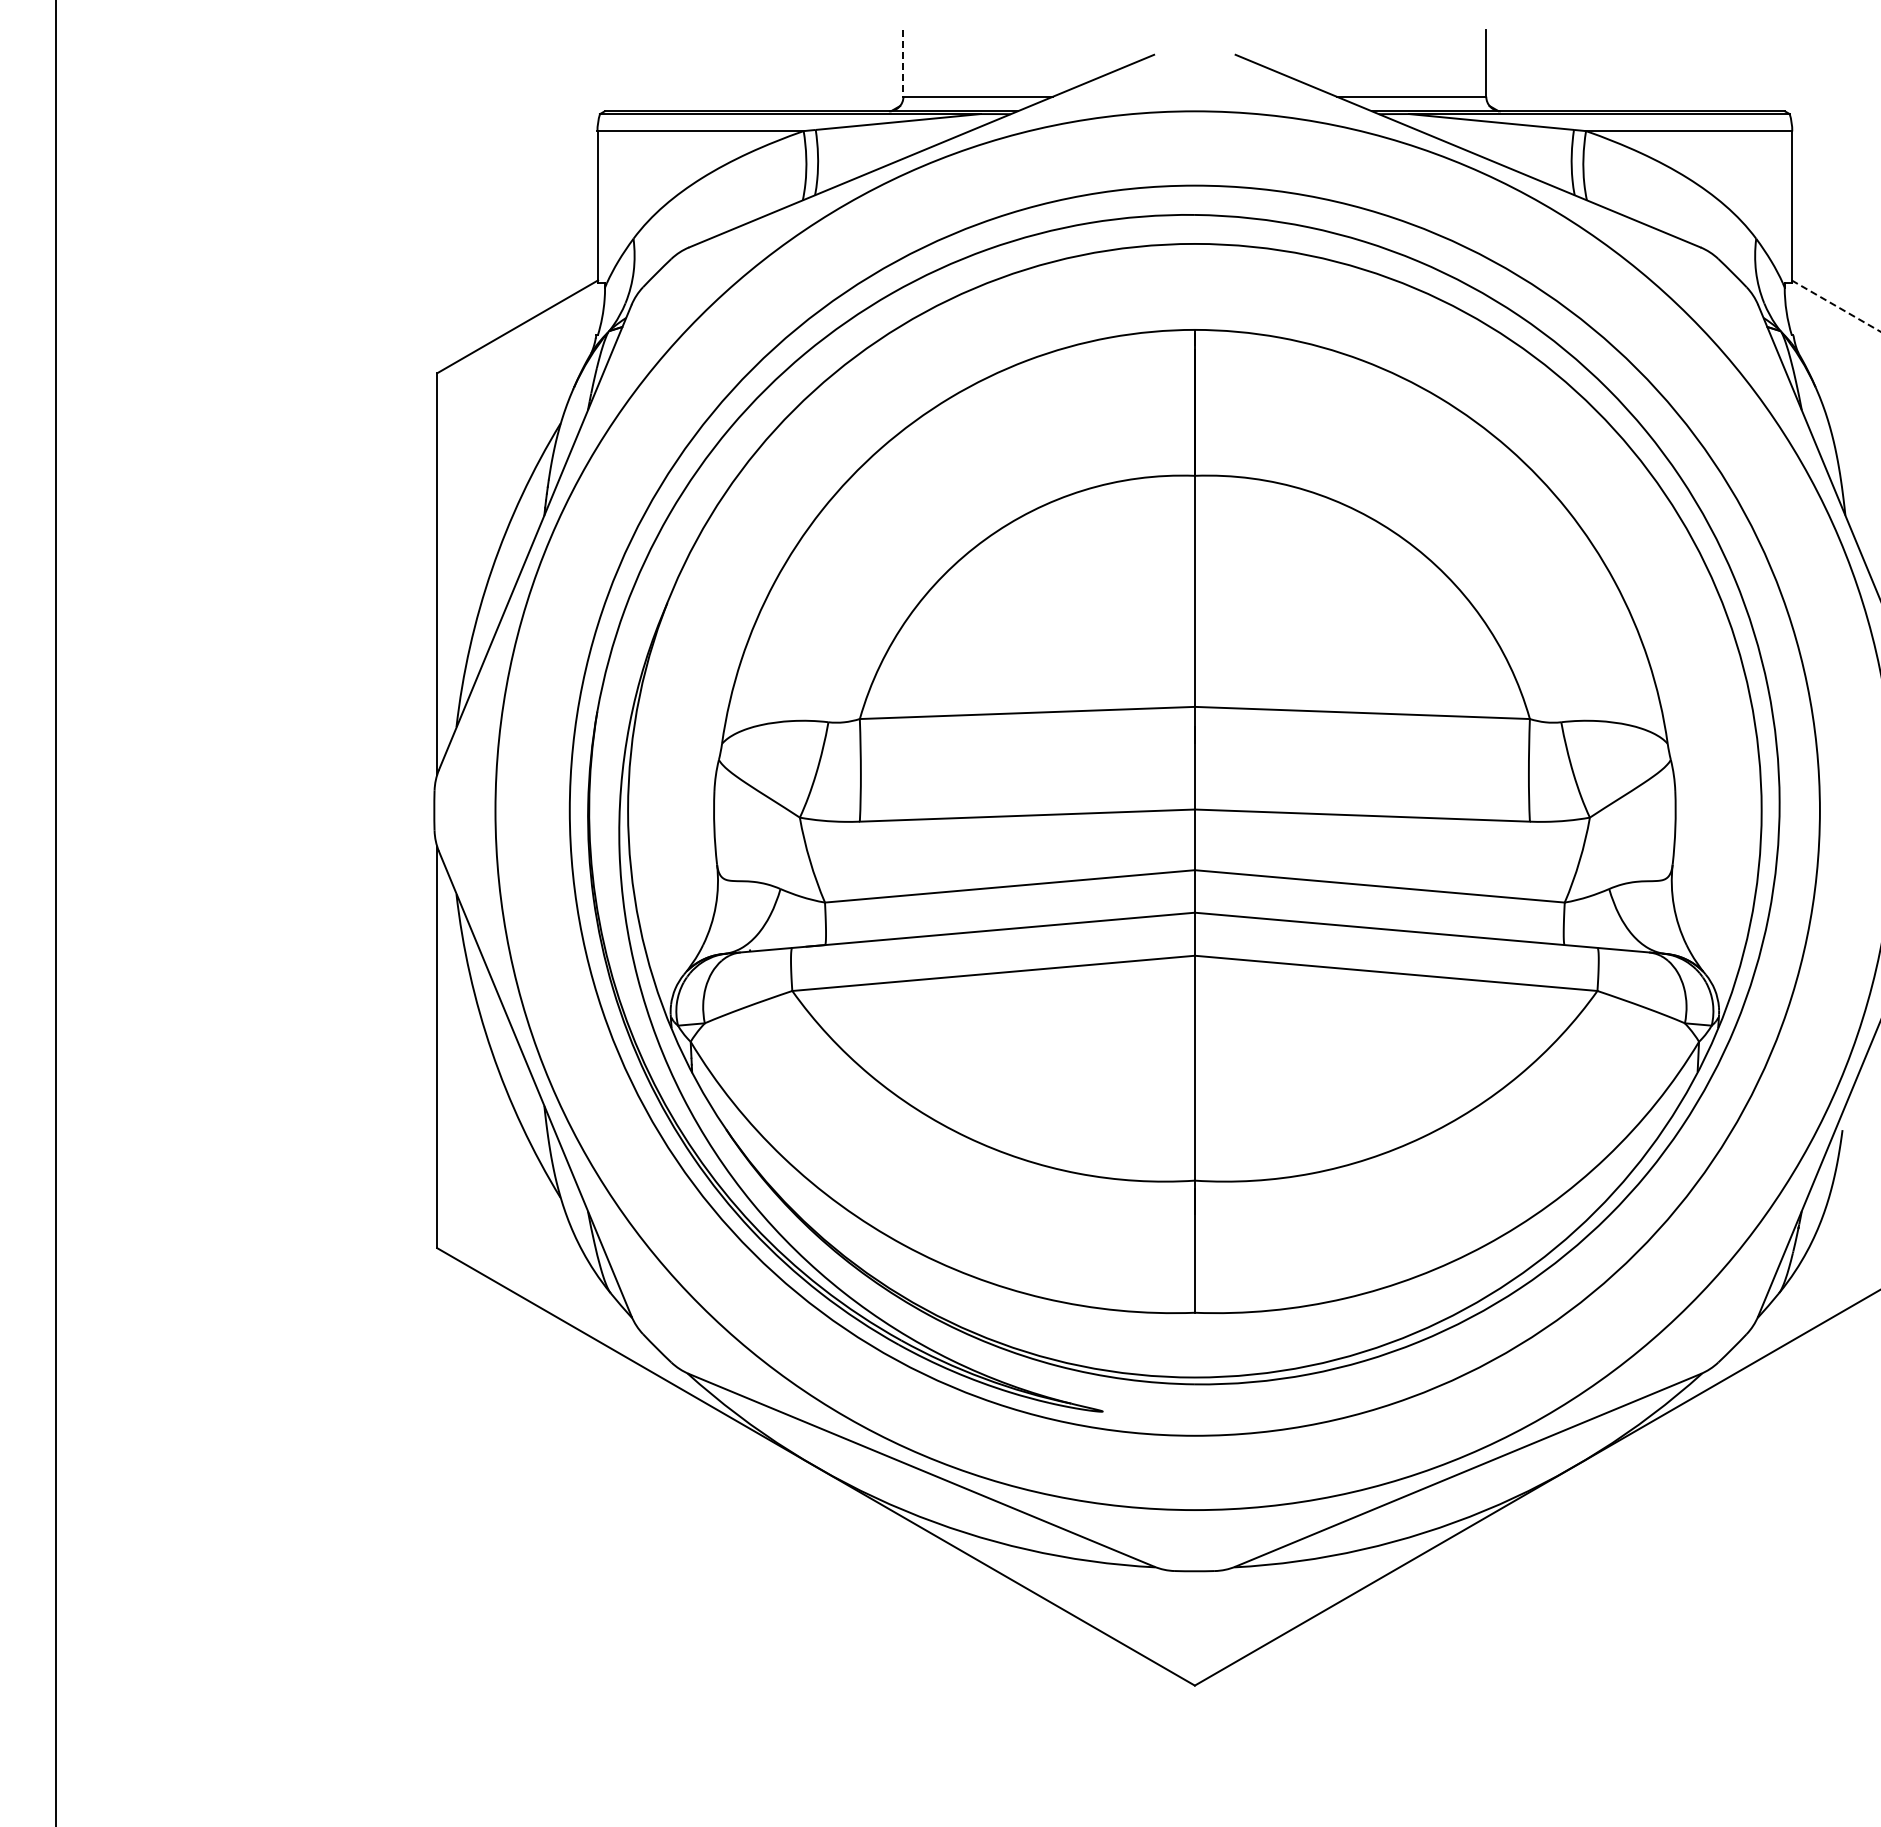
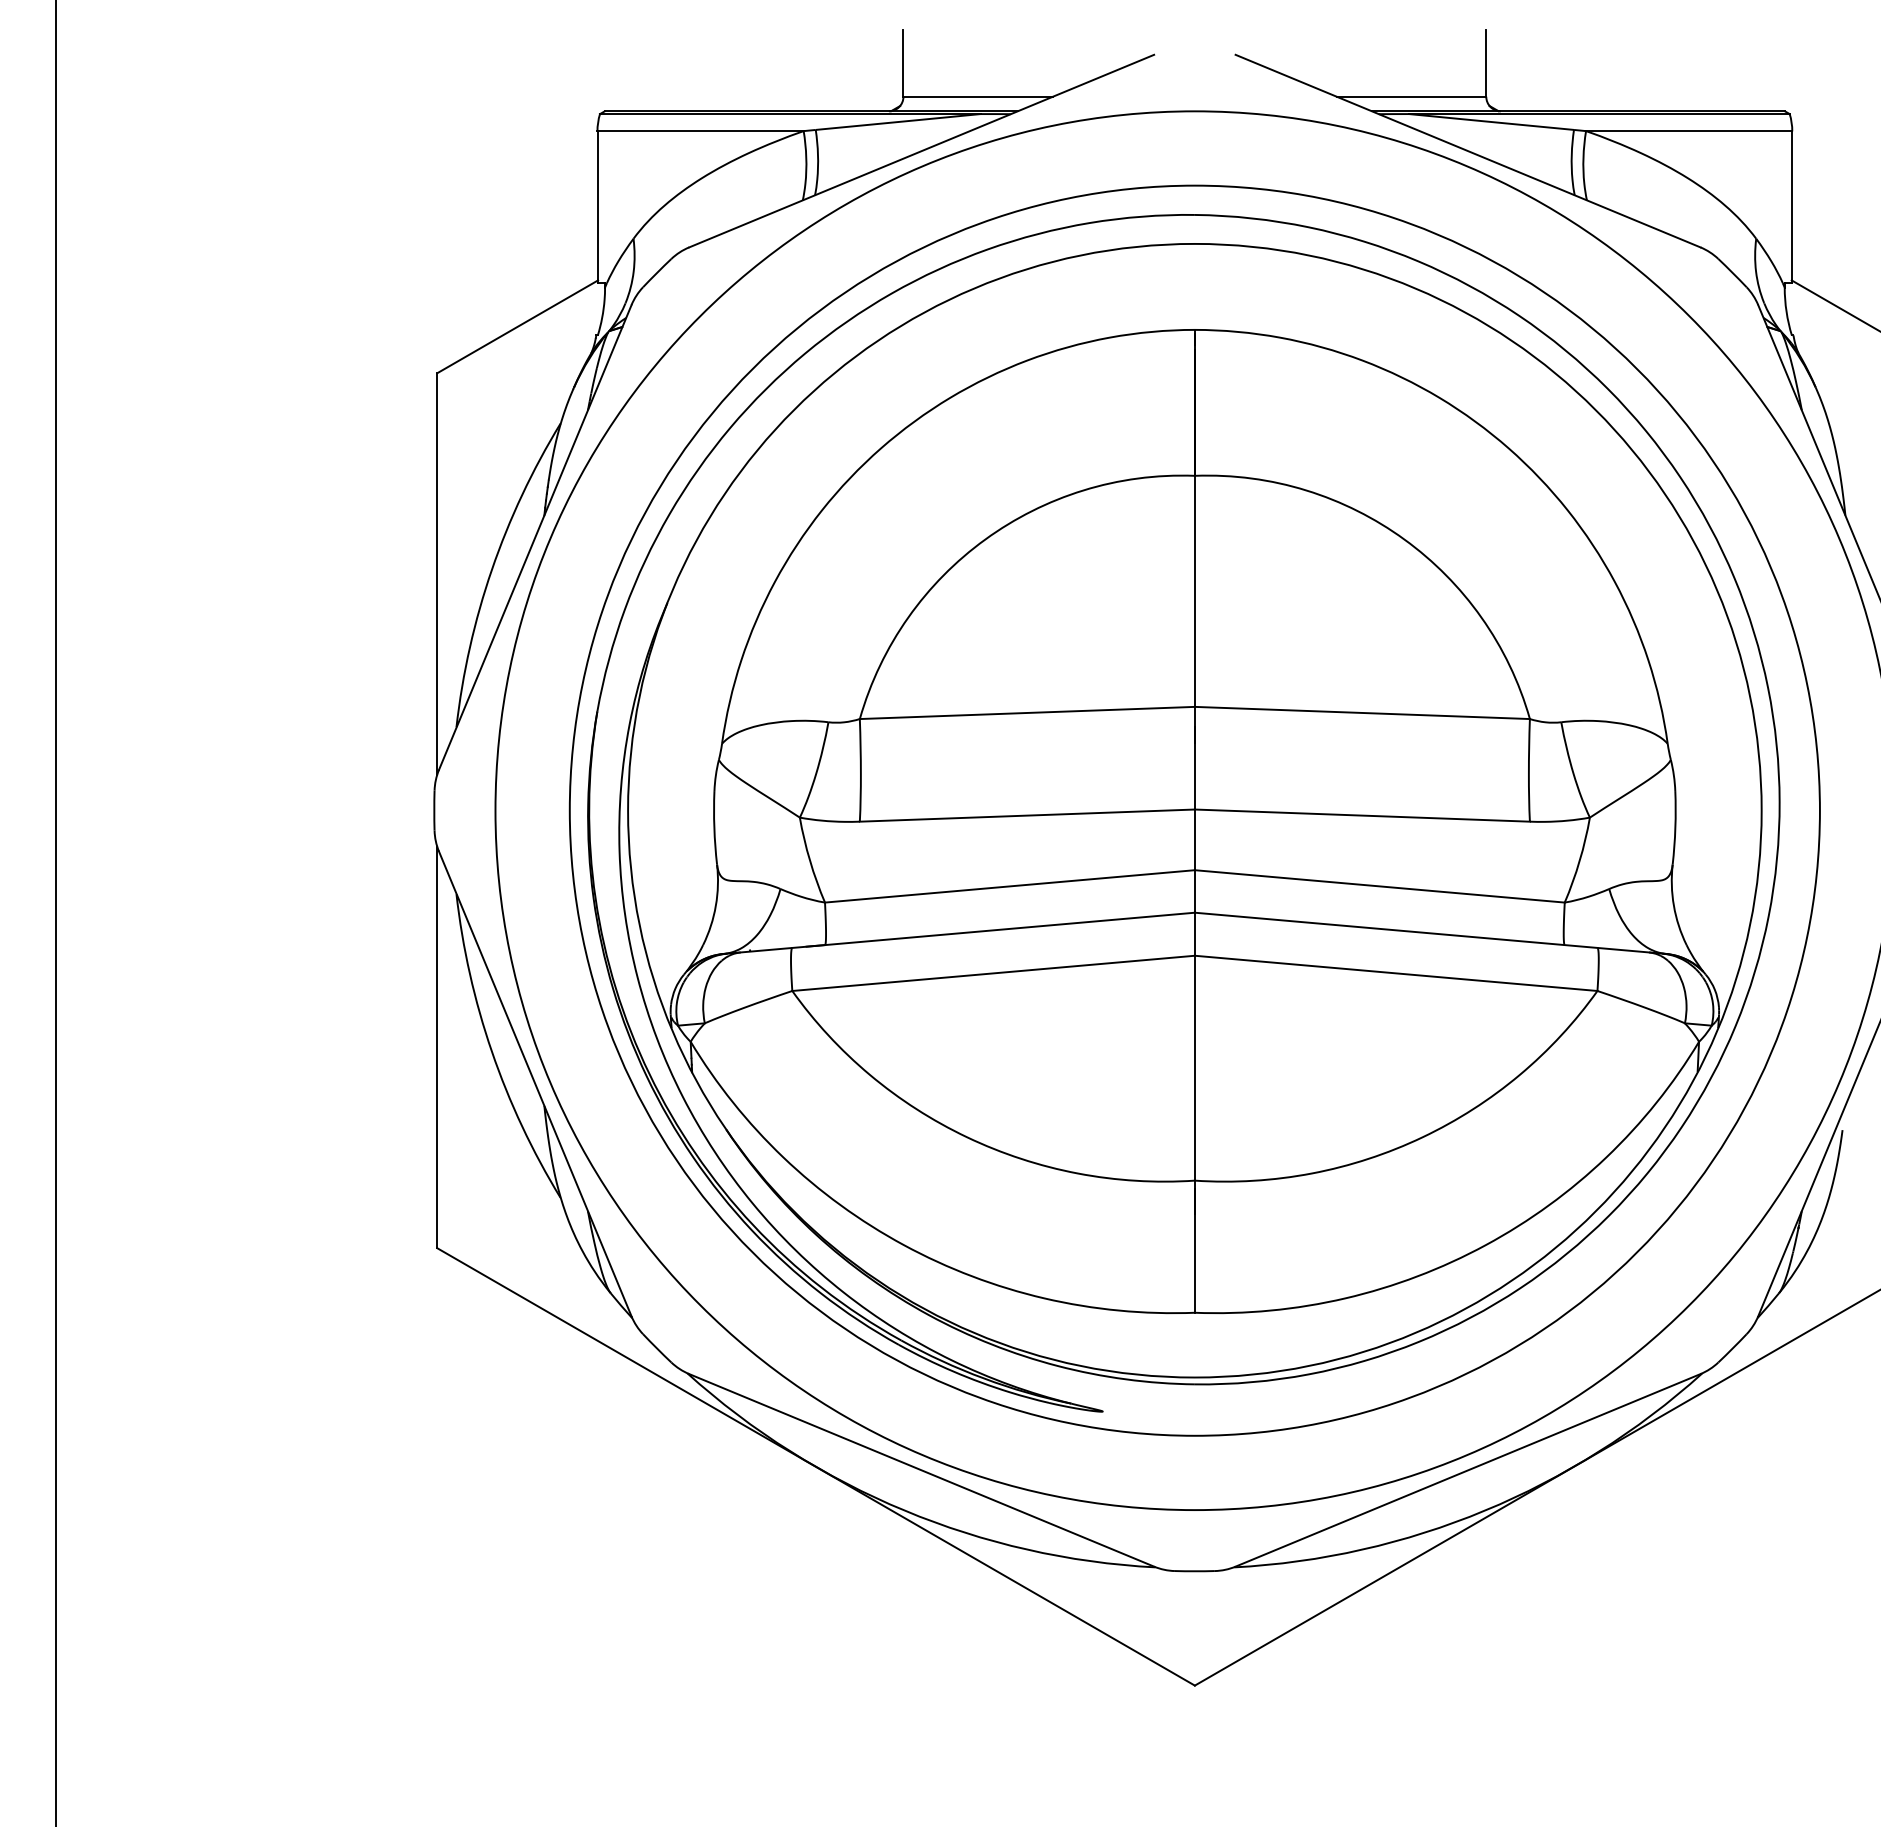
line: dashed -> solid (903, 63)
line: dashed -> solid (1836, 306)
